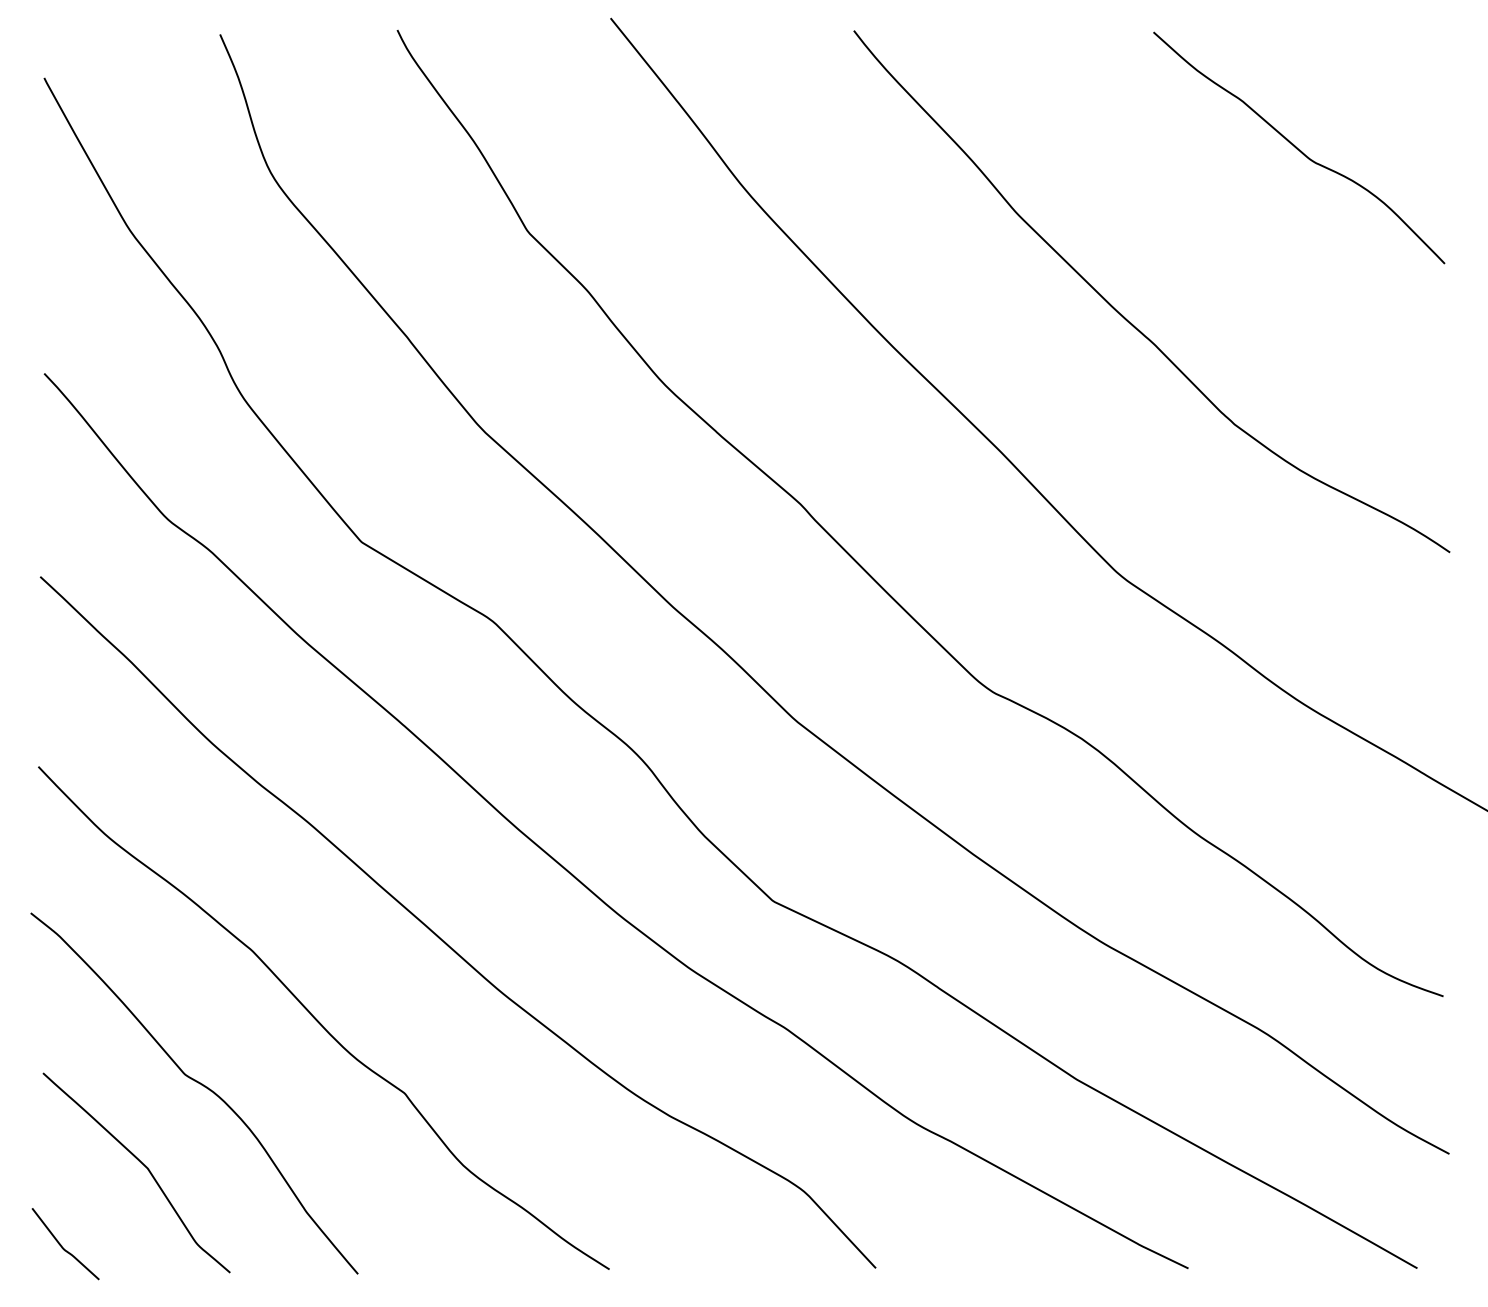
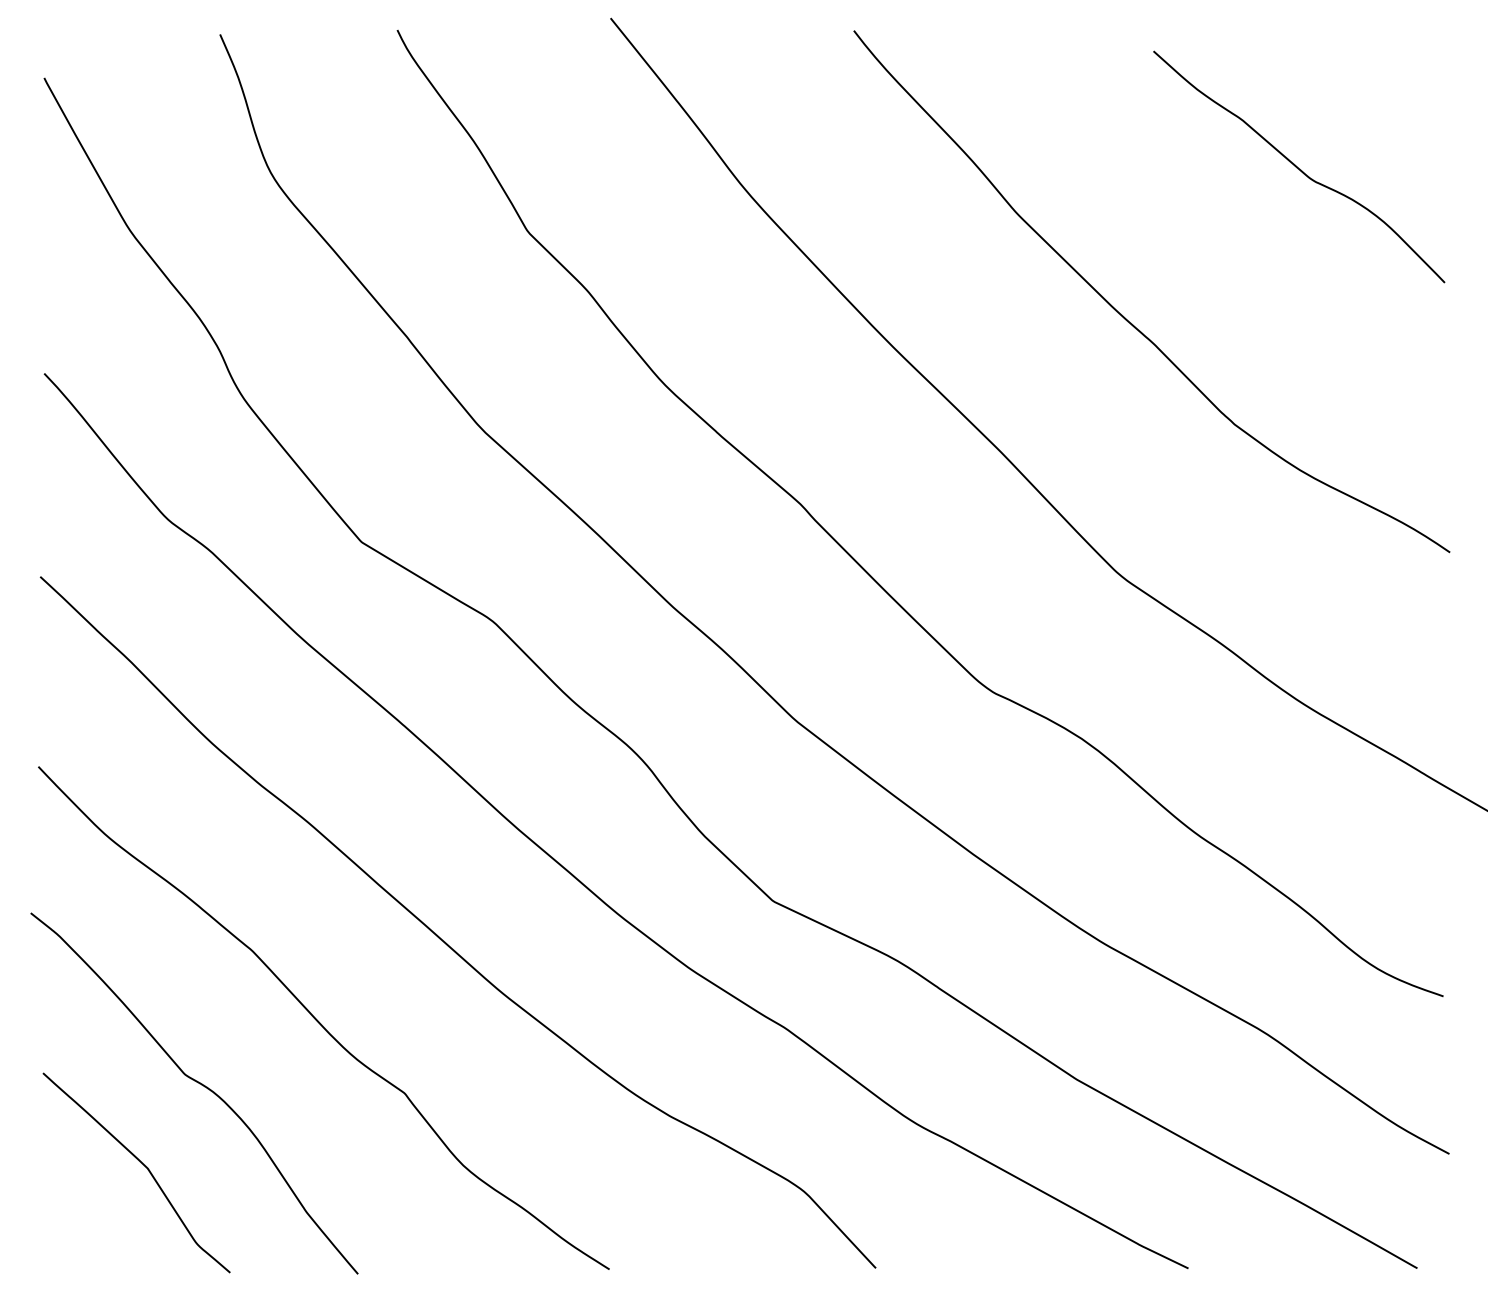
curve position: (1298, 148) -> (1298, 167) (1298, 167)
curve: present -> none (62, 1246)
